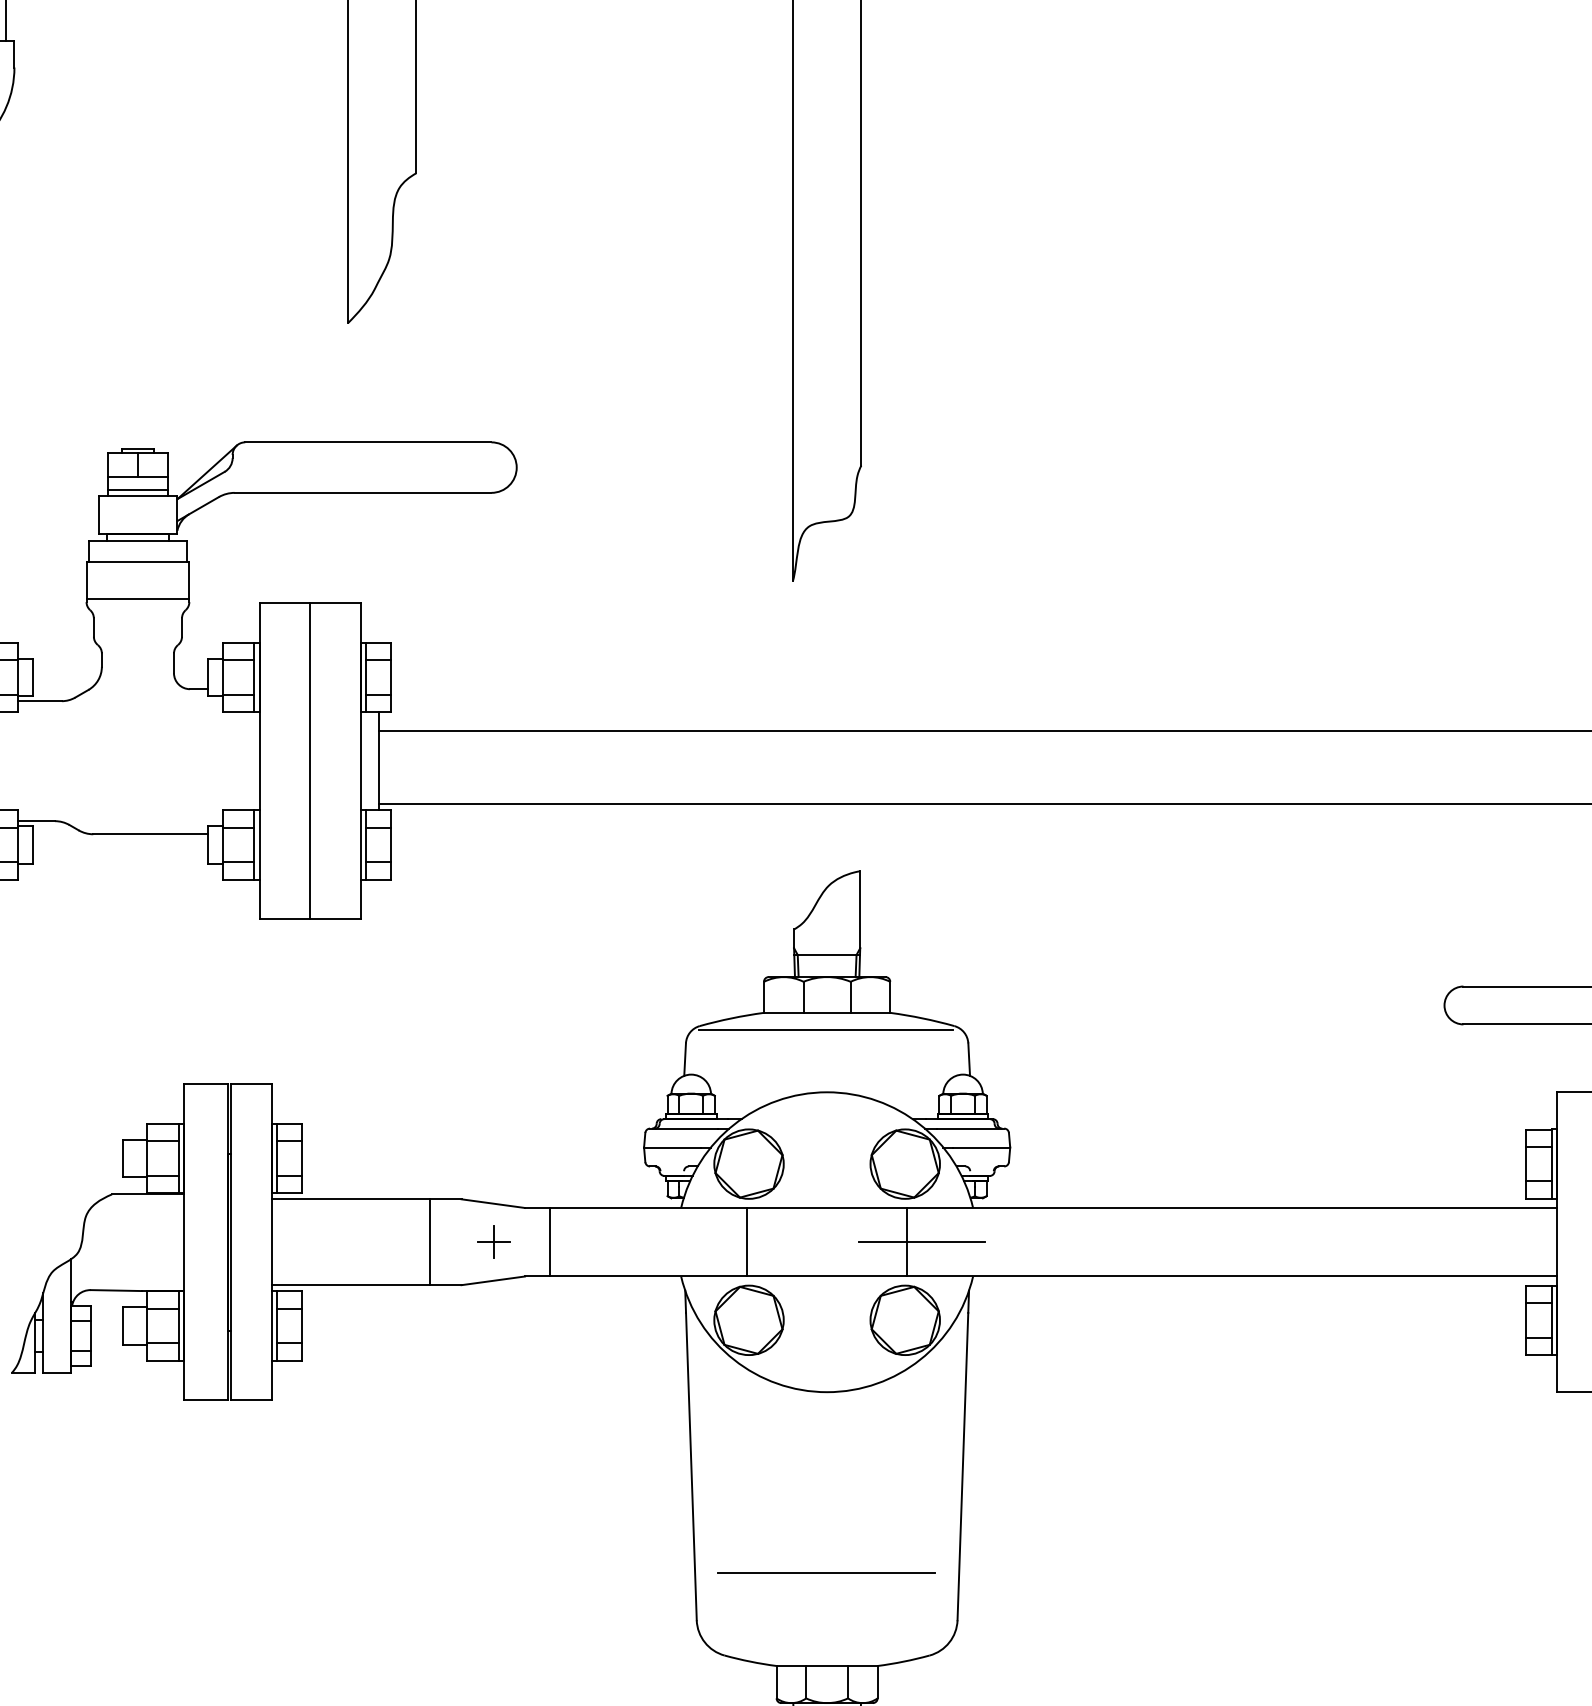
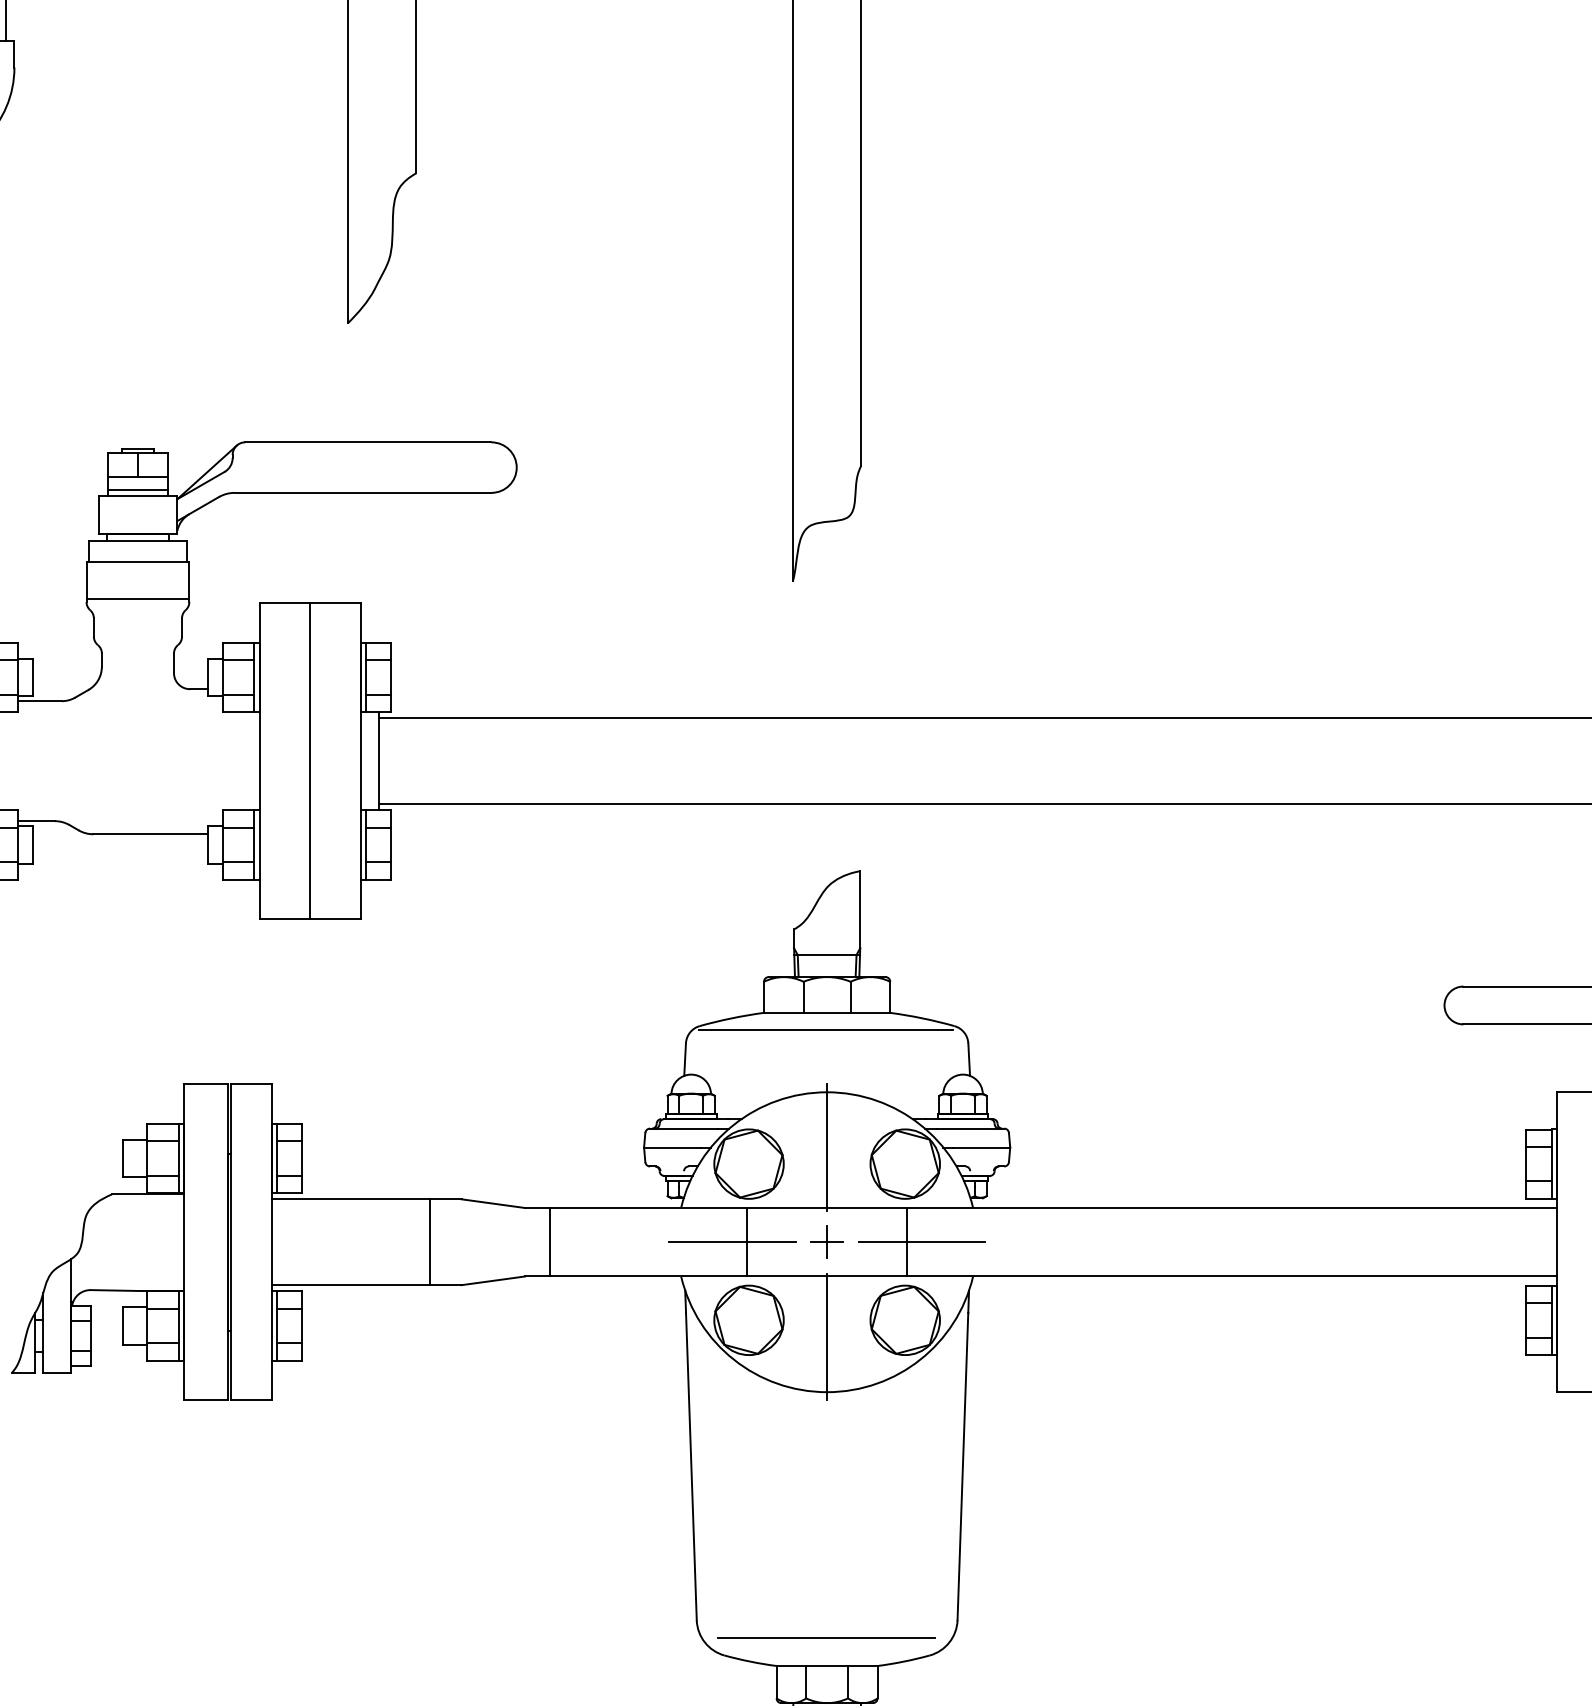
line position: (983, 731) -> (983, 718) (983, 718)
line: none -> present (827, 1147)
part position: (493, 1241) -> (826, 1241) (826, 1241)
line: none -> present (731, 1242)
line: none -> present (827, 1336)
line position: (826, 1572) -> (826, 1637) (826, 1637)
